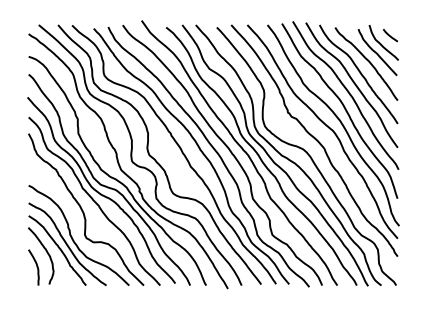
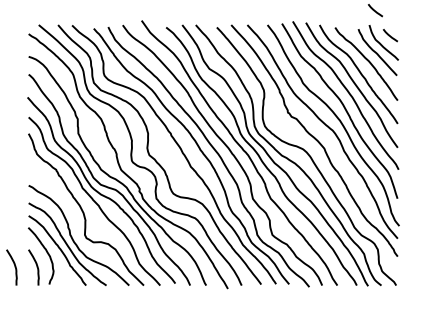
line: none -> present (375, 10)
curve: none -> present (14, 267)
